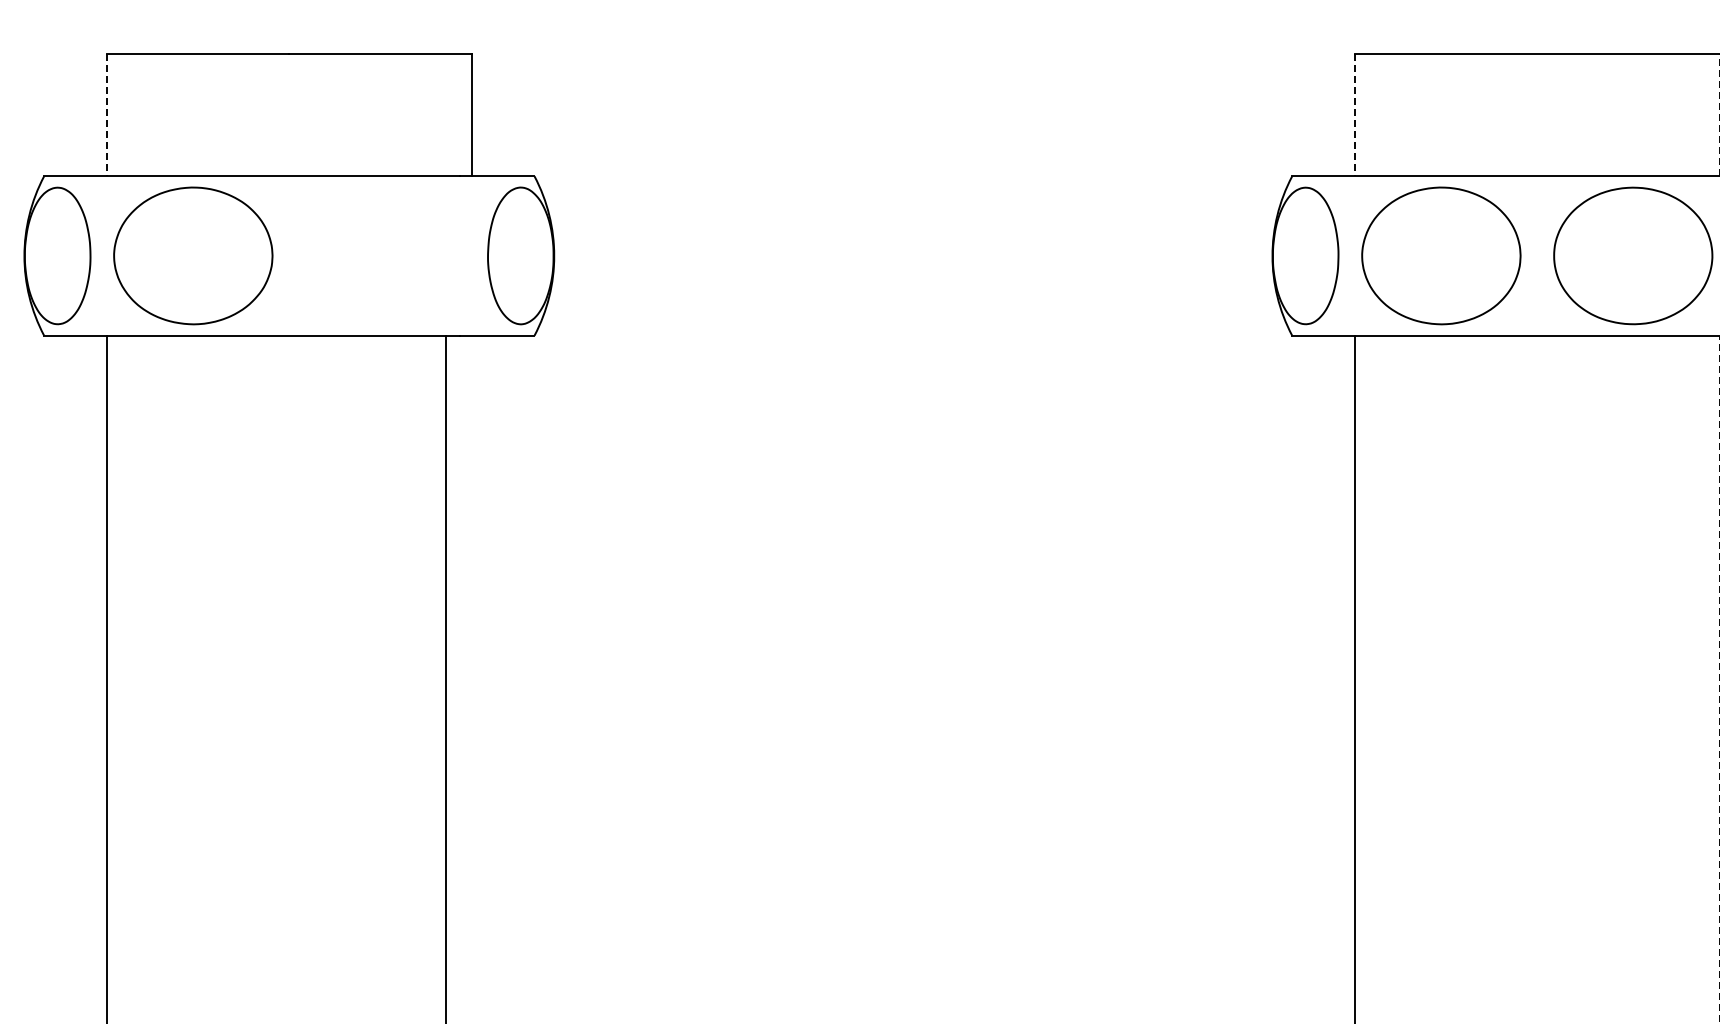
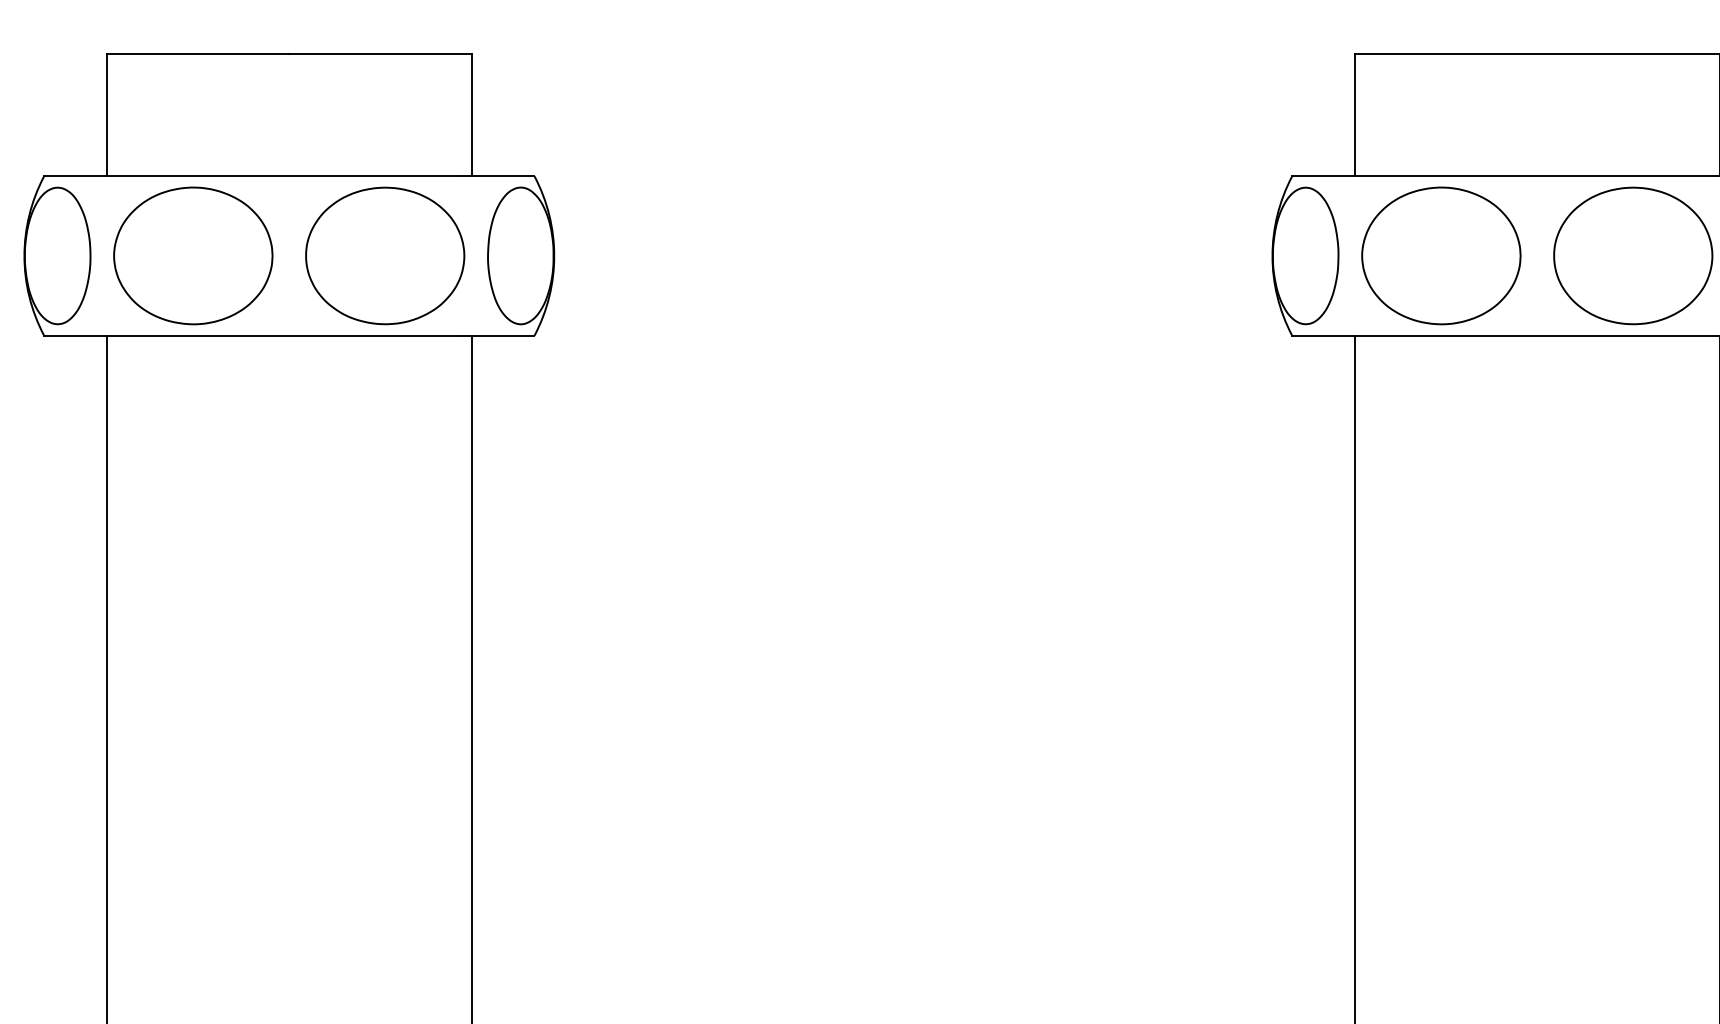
line: dashed -> solid (106, 115)
line: dashed -> solid (1354, 115)
line: dashed -> solid (1719, 115)
part: none -> present (385, 255)
line position: (445, 677) -> (471, 677) (471, 677)
line: dashed -> solid (1719, 679)
